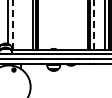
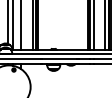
line: dashed -> solid (13, 25)
line: dashed -> solid (94, 25)
line: none -> present (21, 26)
